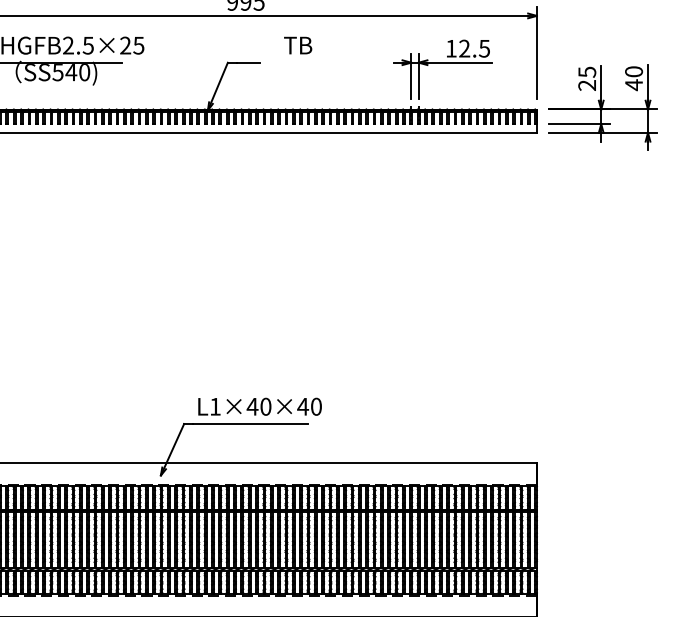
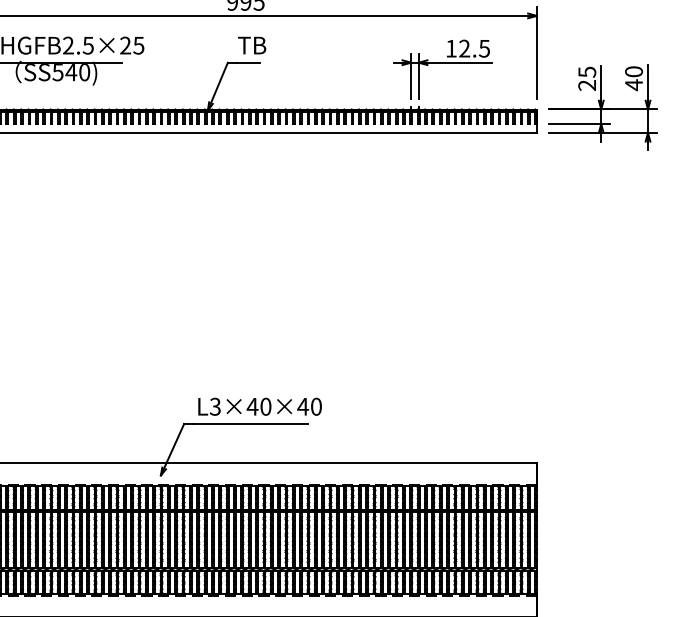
text position: (298, 45) -> (252, 45) (252, 45)
text: L1×40×40 -> L3×40×40 (214, 406)
